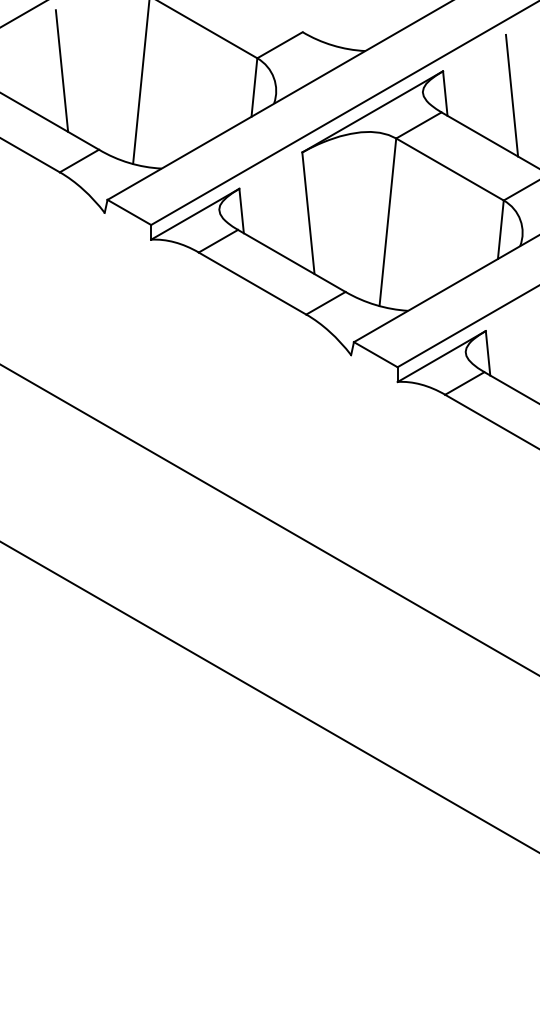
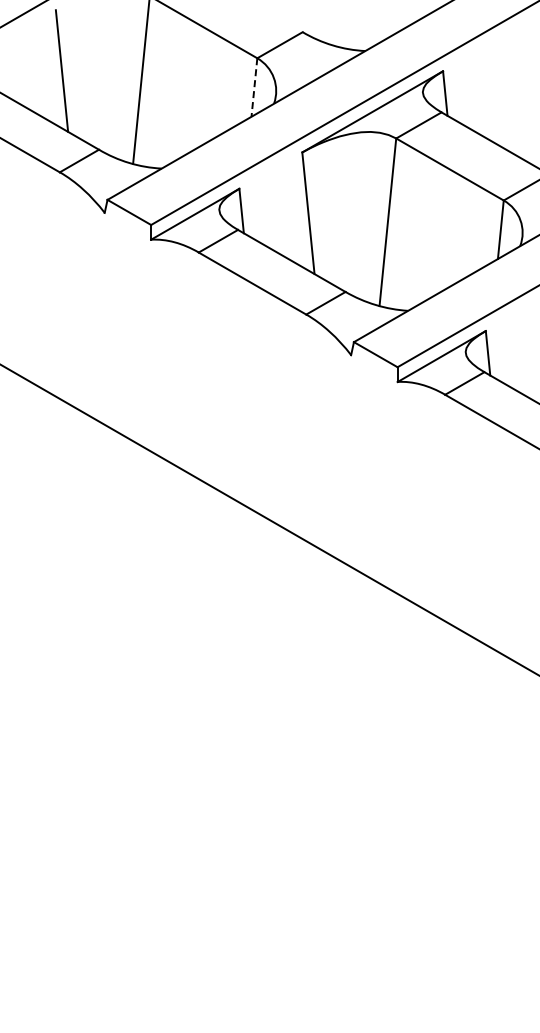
line: solid -> dashed (254, 88)
line: present -> none (511, 95)
line: present -> none (269, 696)
